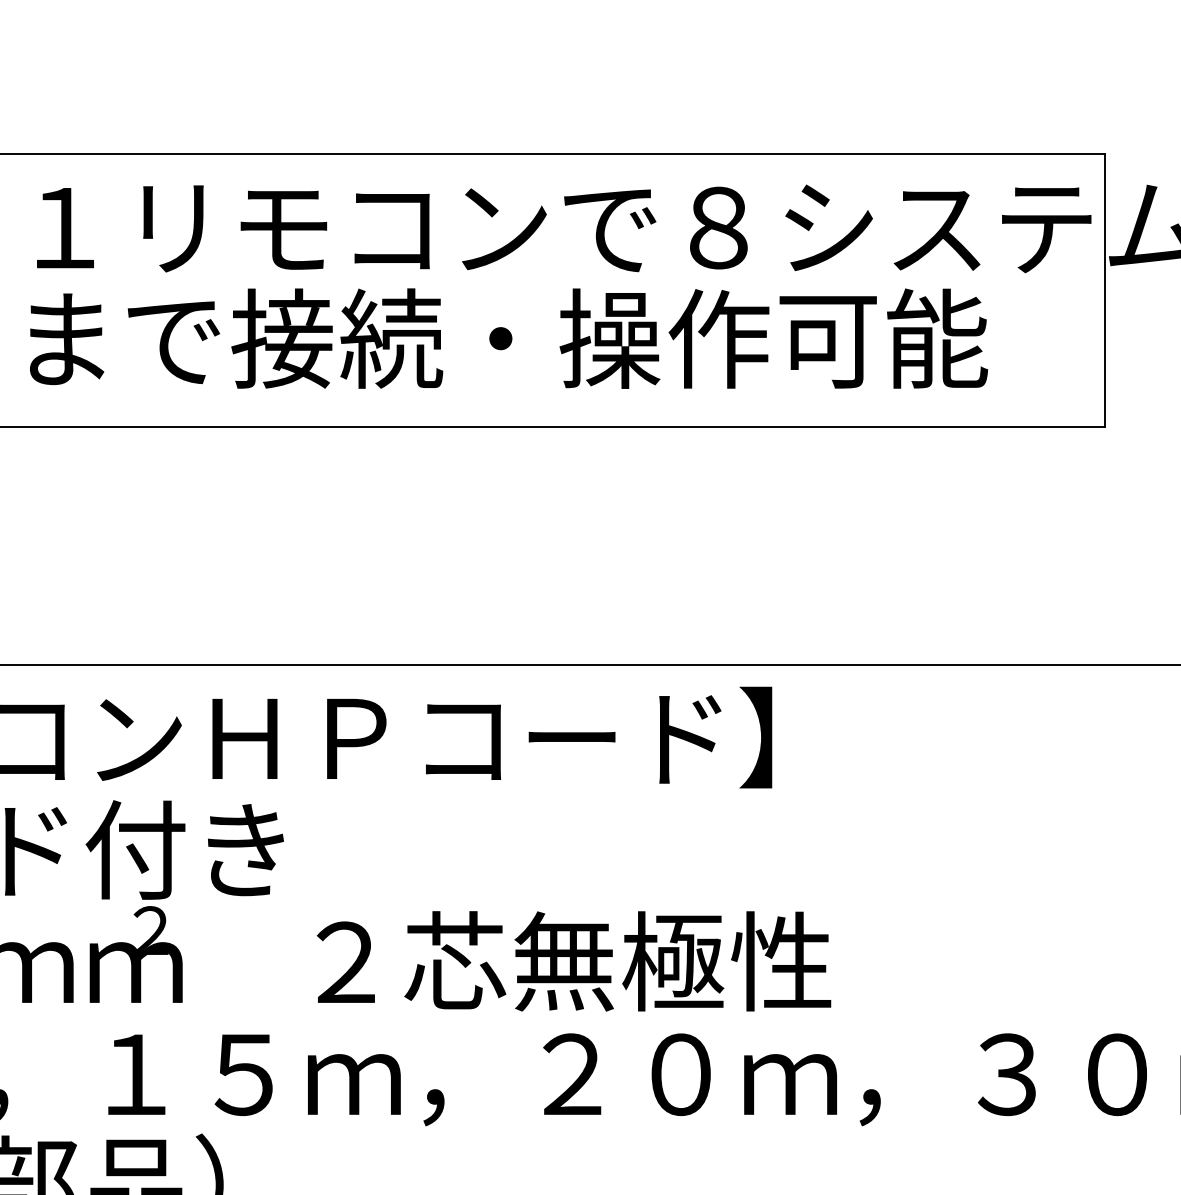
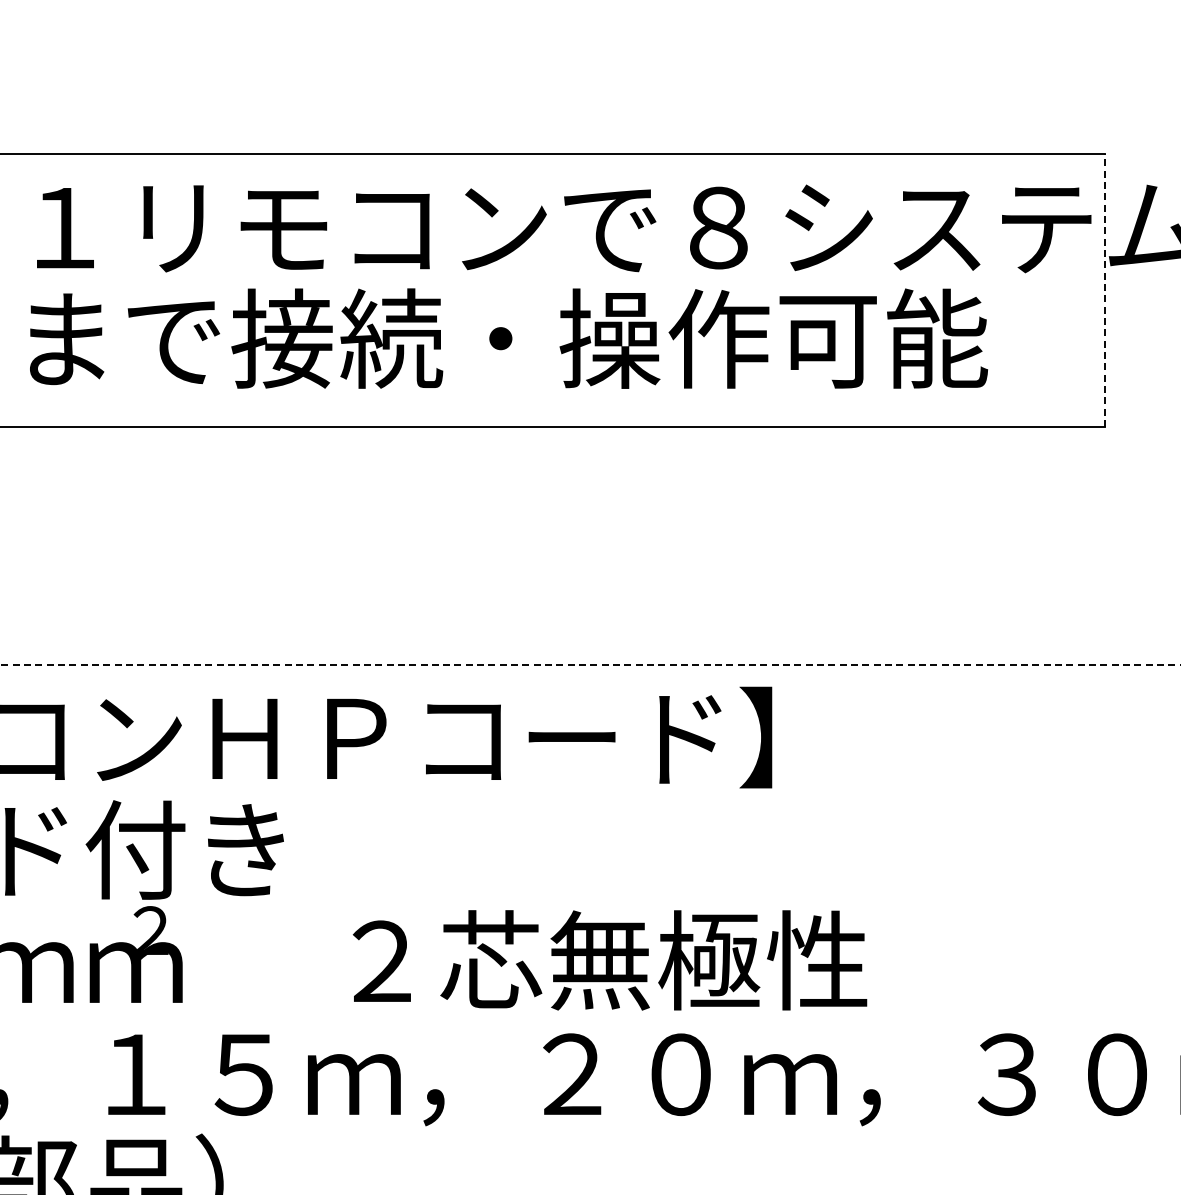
line: solid -> dashed (1104, 290)
line: solid -> dashed (590, 665)
text position: (573, 961) -> (609, 960) (609, 960)
